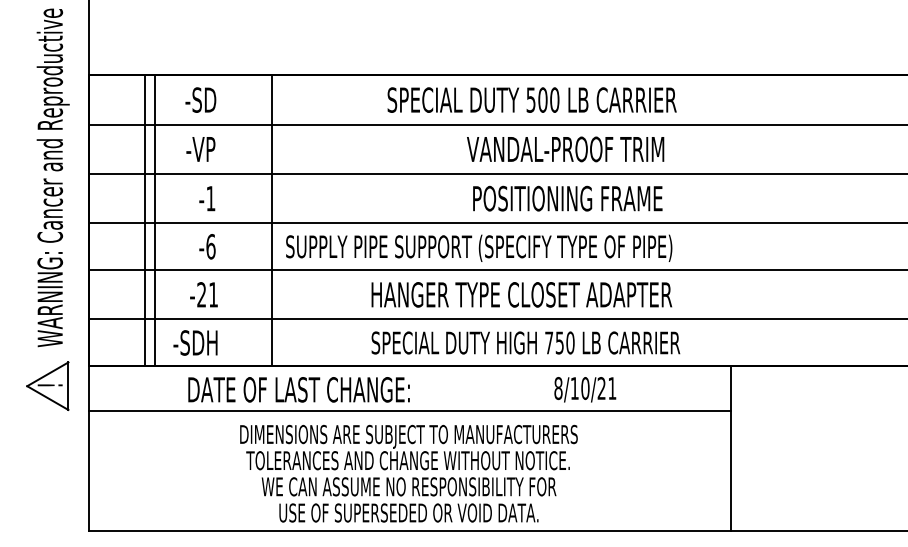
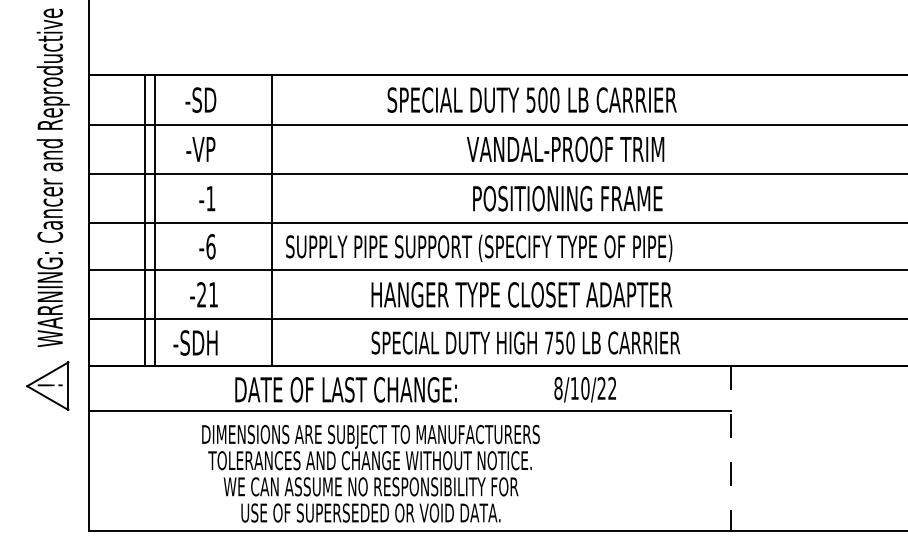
text: 8/10/21 -> 8/10/22 (612, 388)
text position: (298, 389) -> (345, 389) (345, 389)
line: solid -> dashed (731, 449)
text position: (408, 473) -> (370, 473) (370, 473)
